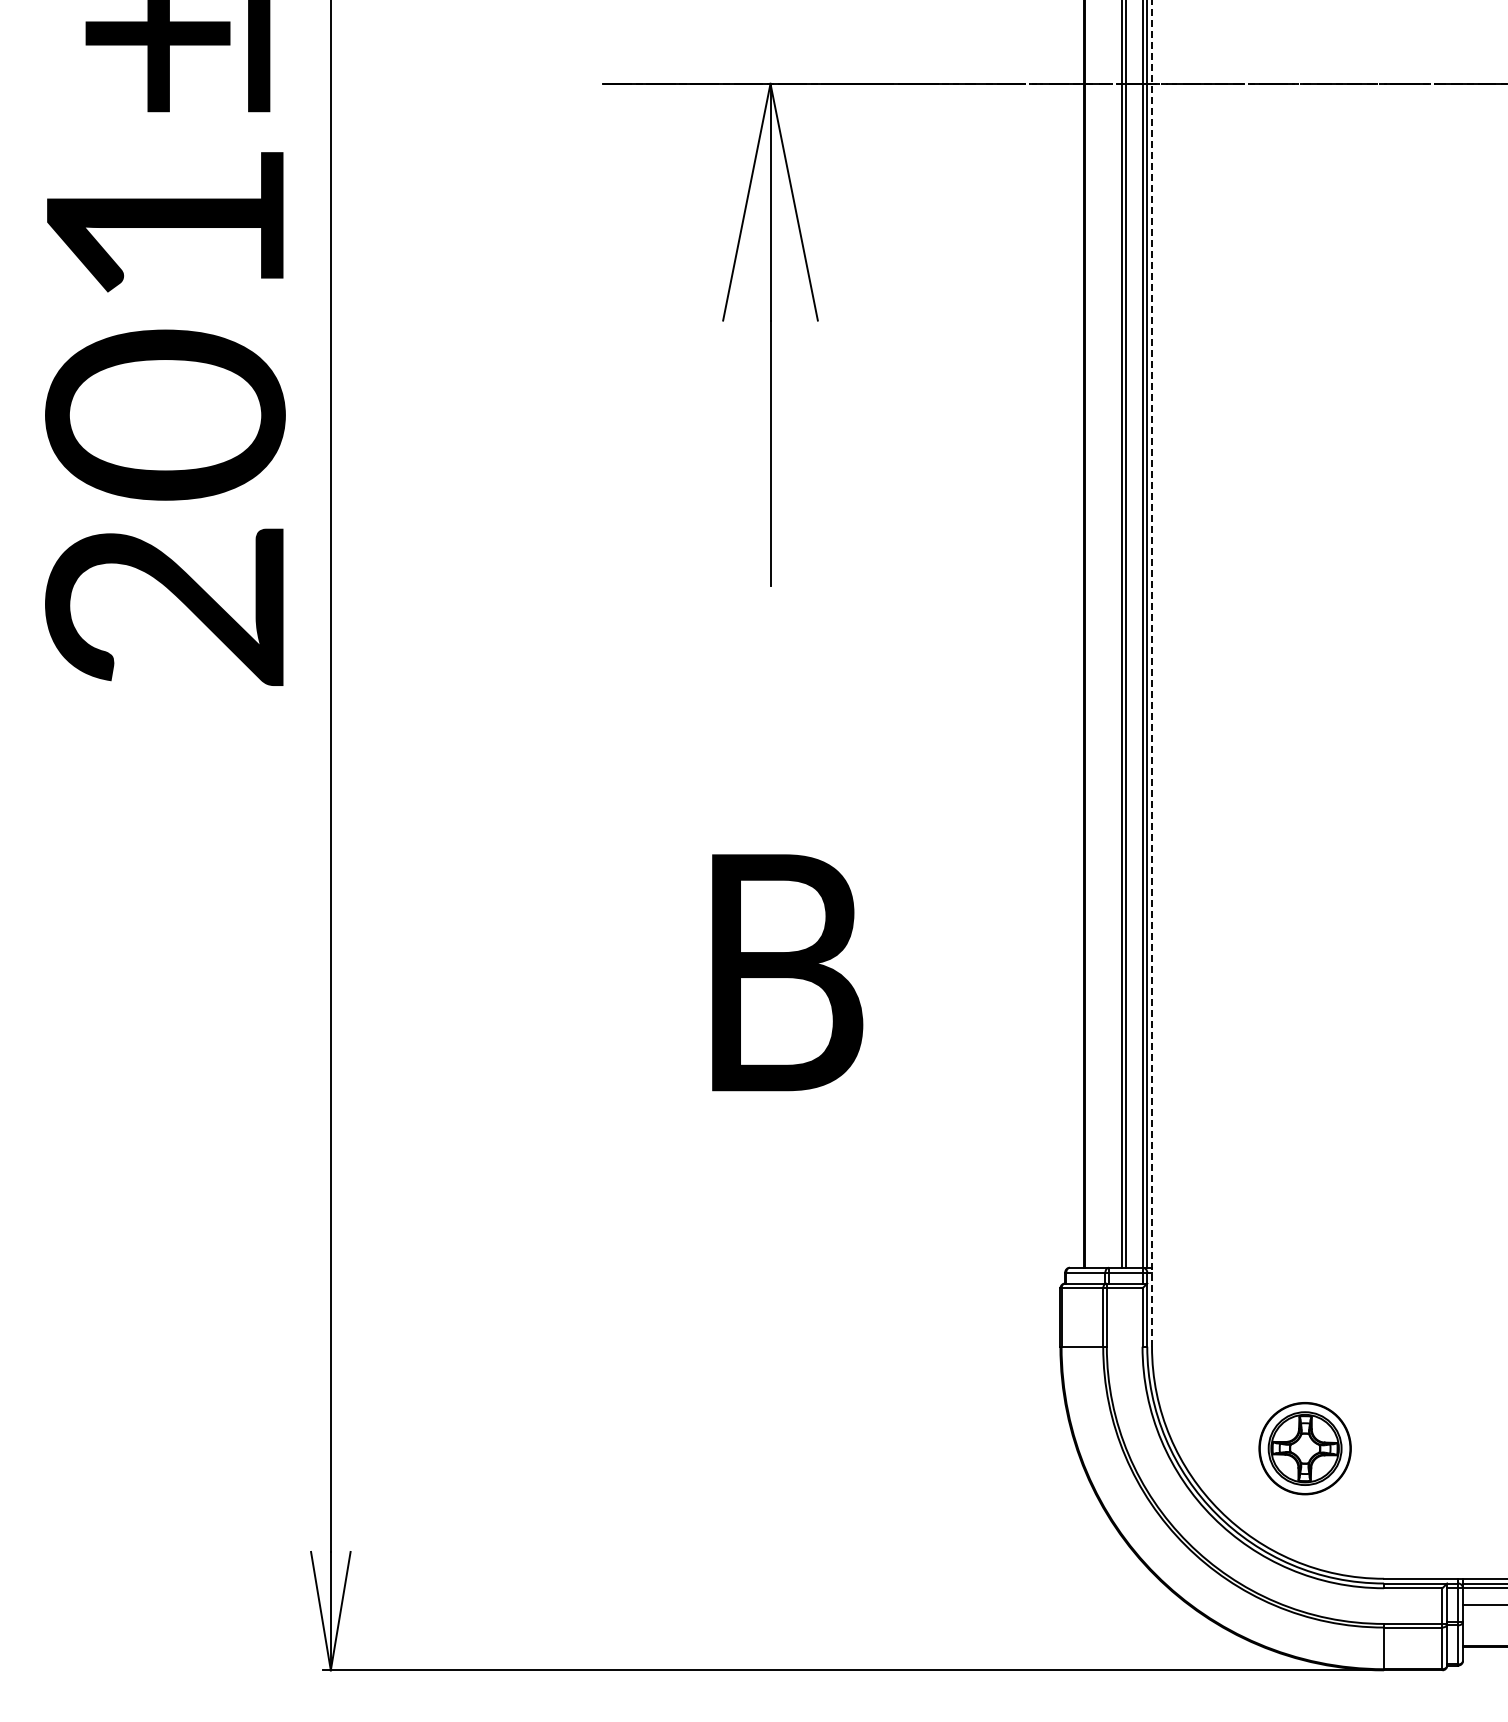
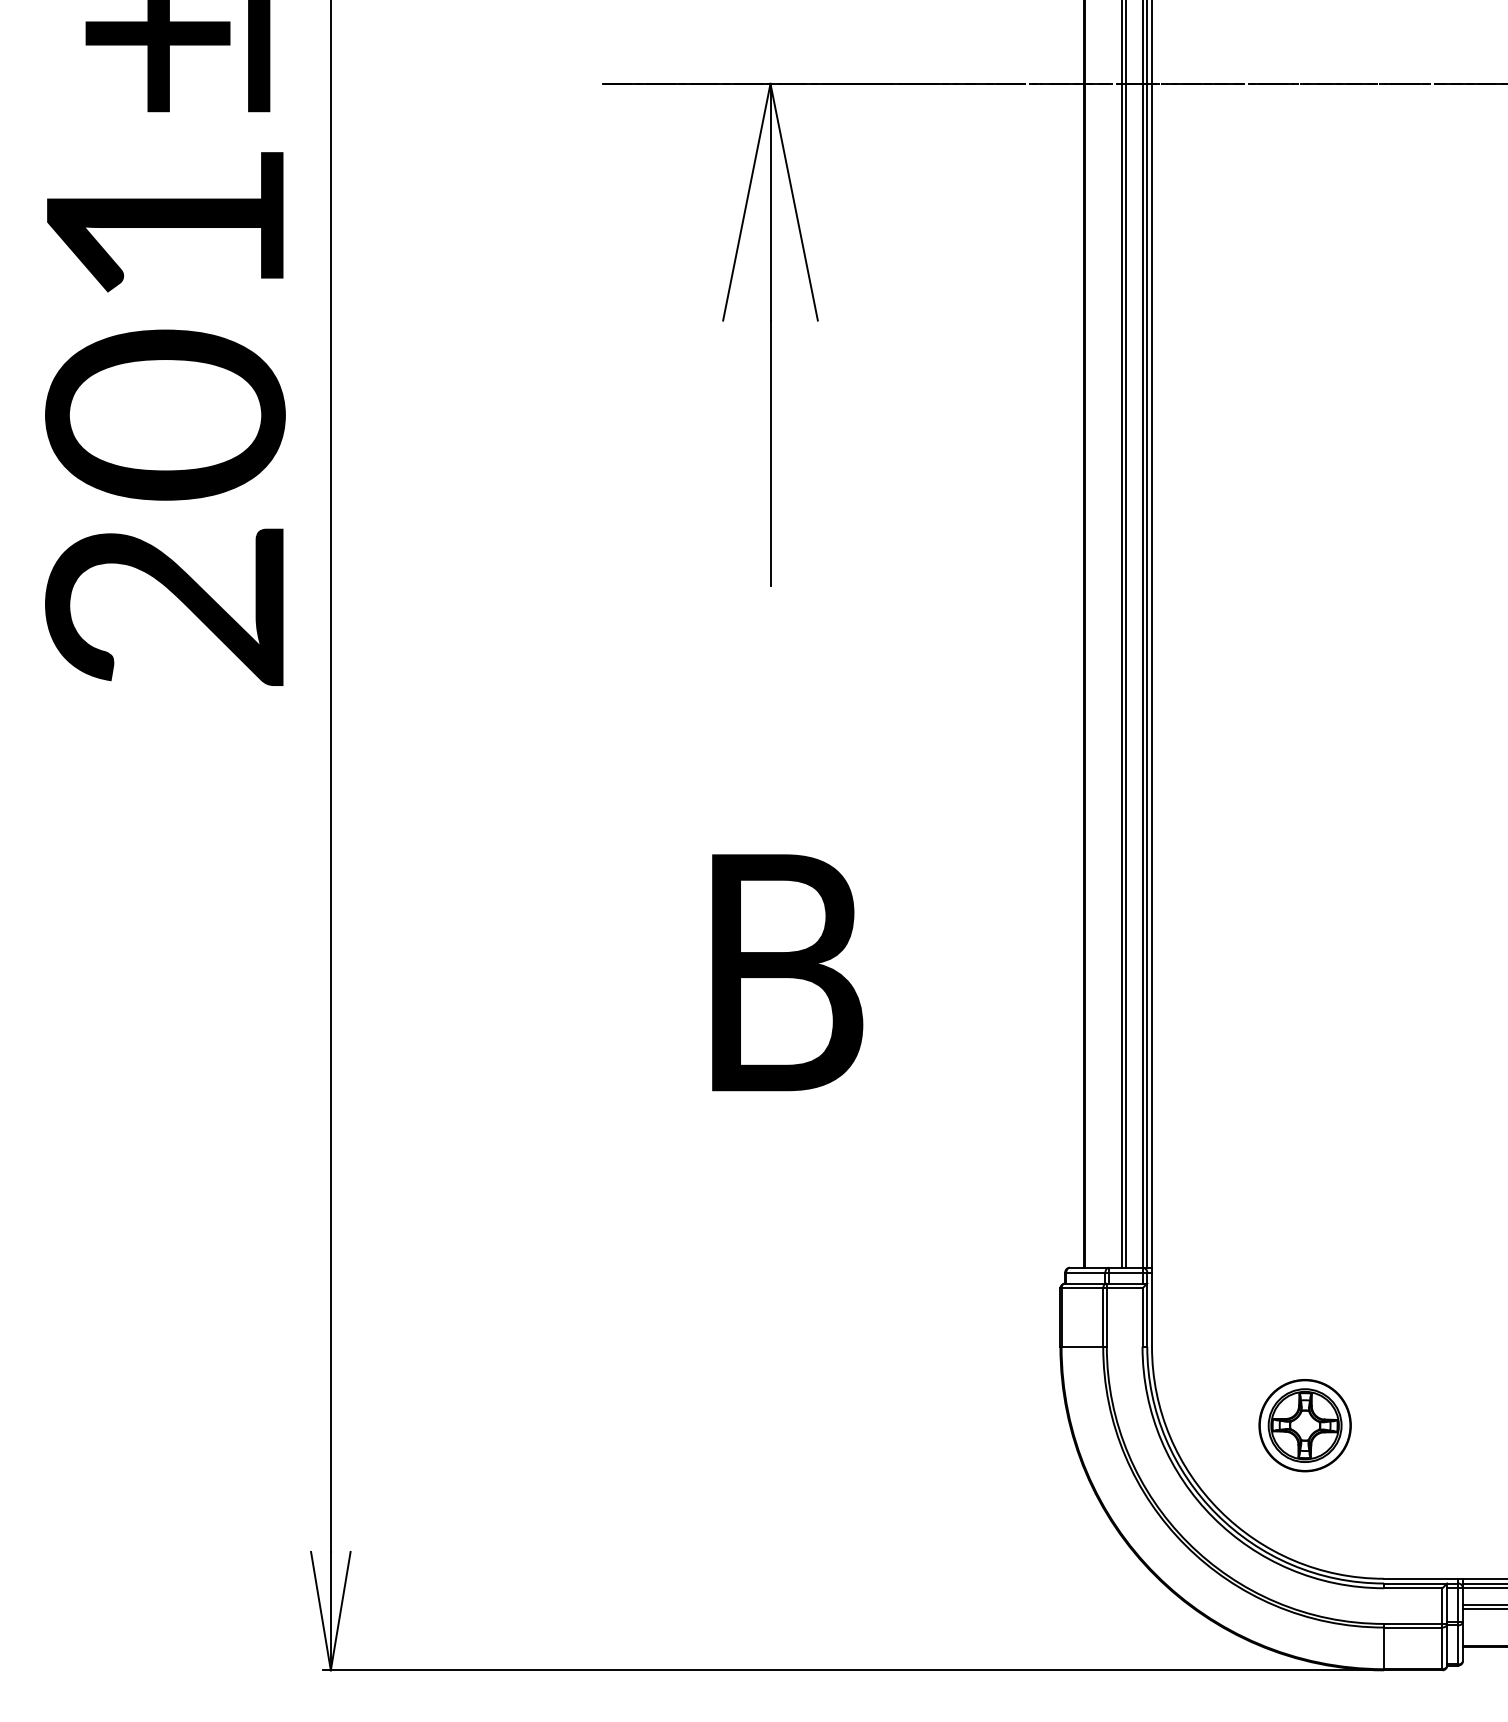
line: dashed -> solid (1152, 673)
part position: (1304, 1448) -> (1304, 1425) (1304, 1425)
line: none -> present (1483, 1608)
